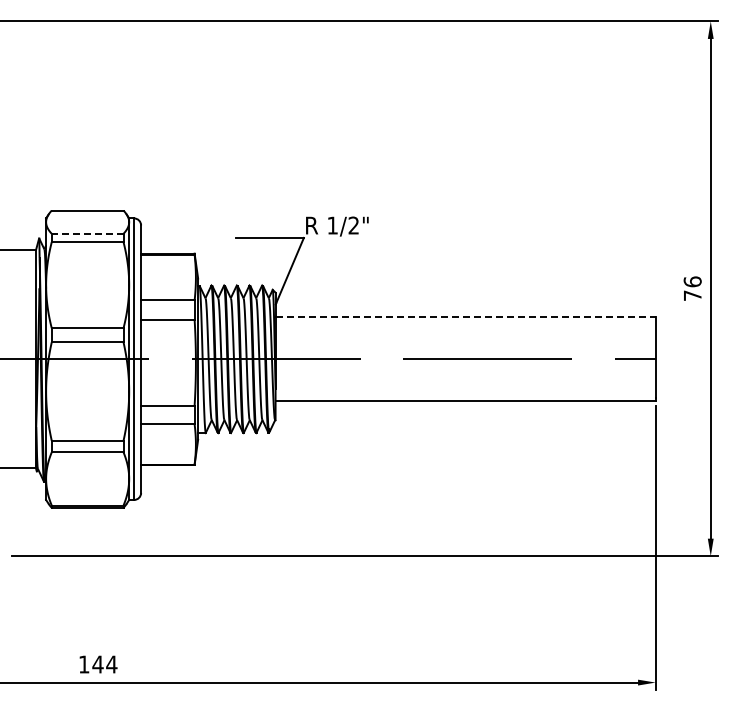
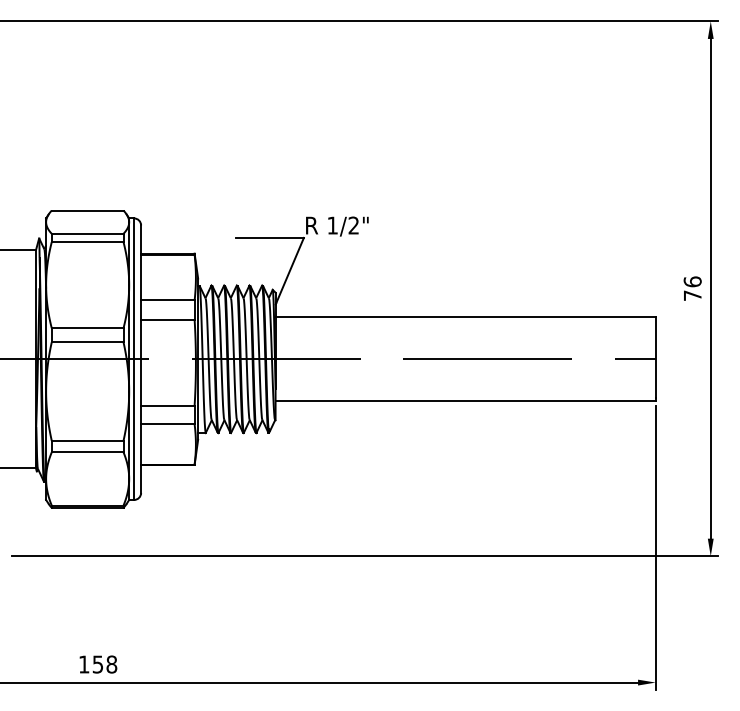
line: dashed -> solid (87, 233)
line: dashed -> solid (466, 316)
text: 144 -> 158 (104, 664)
